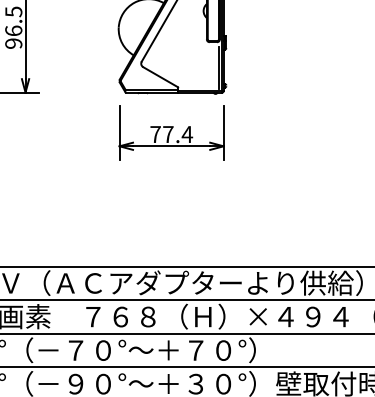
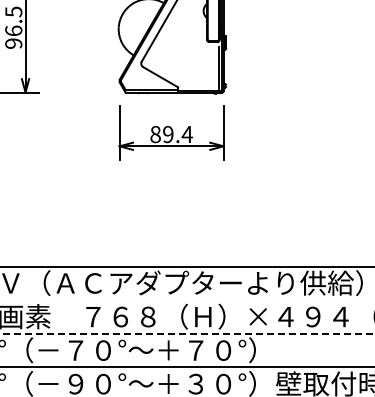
text: 77.4 -> 89.4 (161, 134)
line: present -> none (186, 300)
line: solid -> dashed (187, 333)
